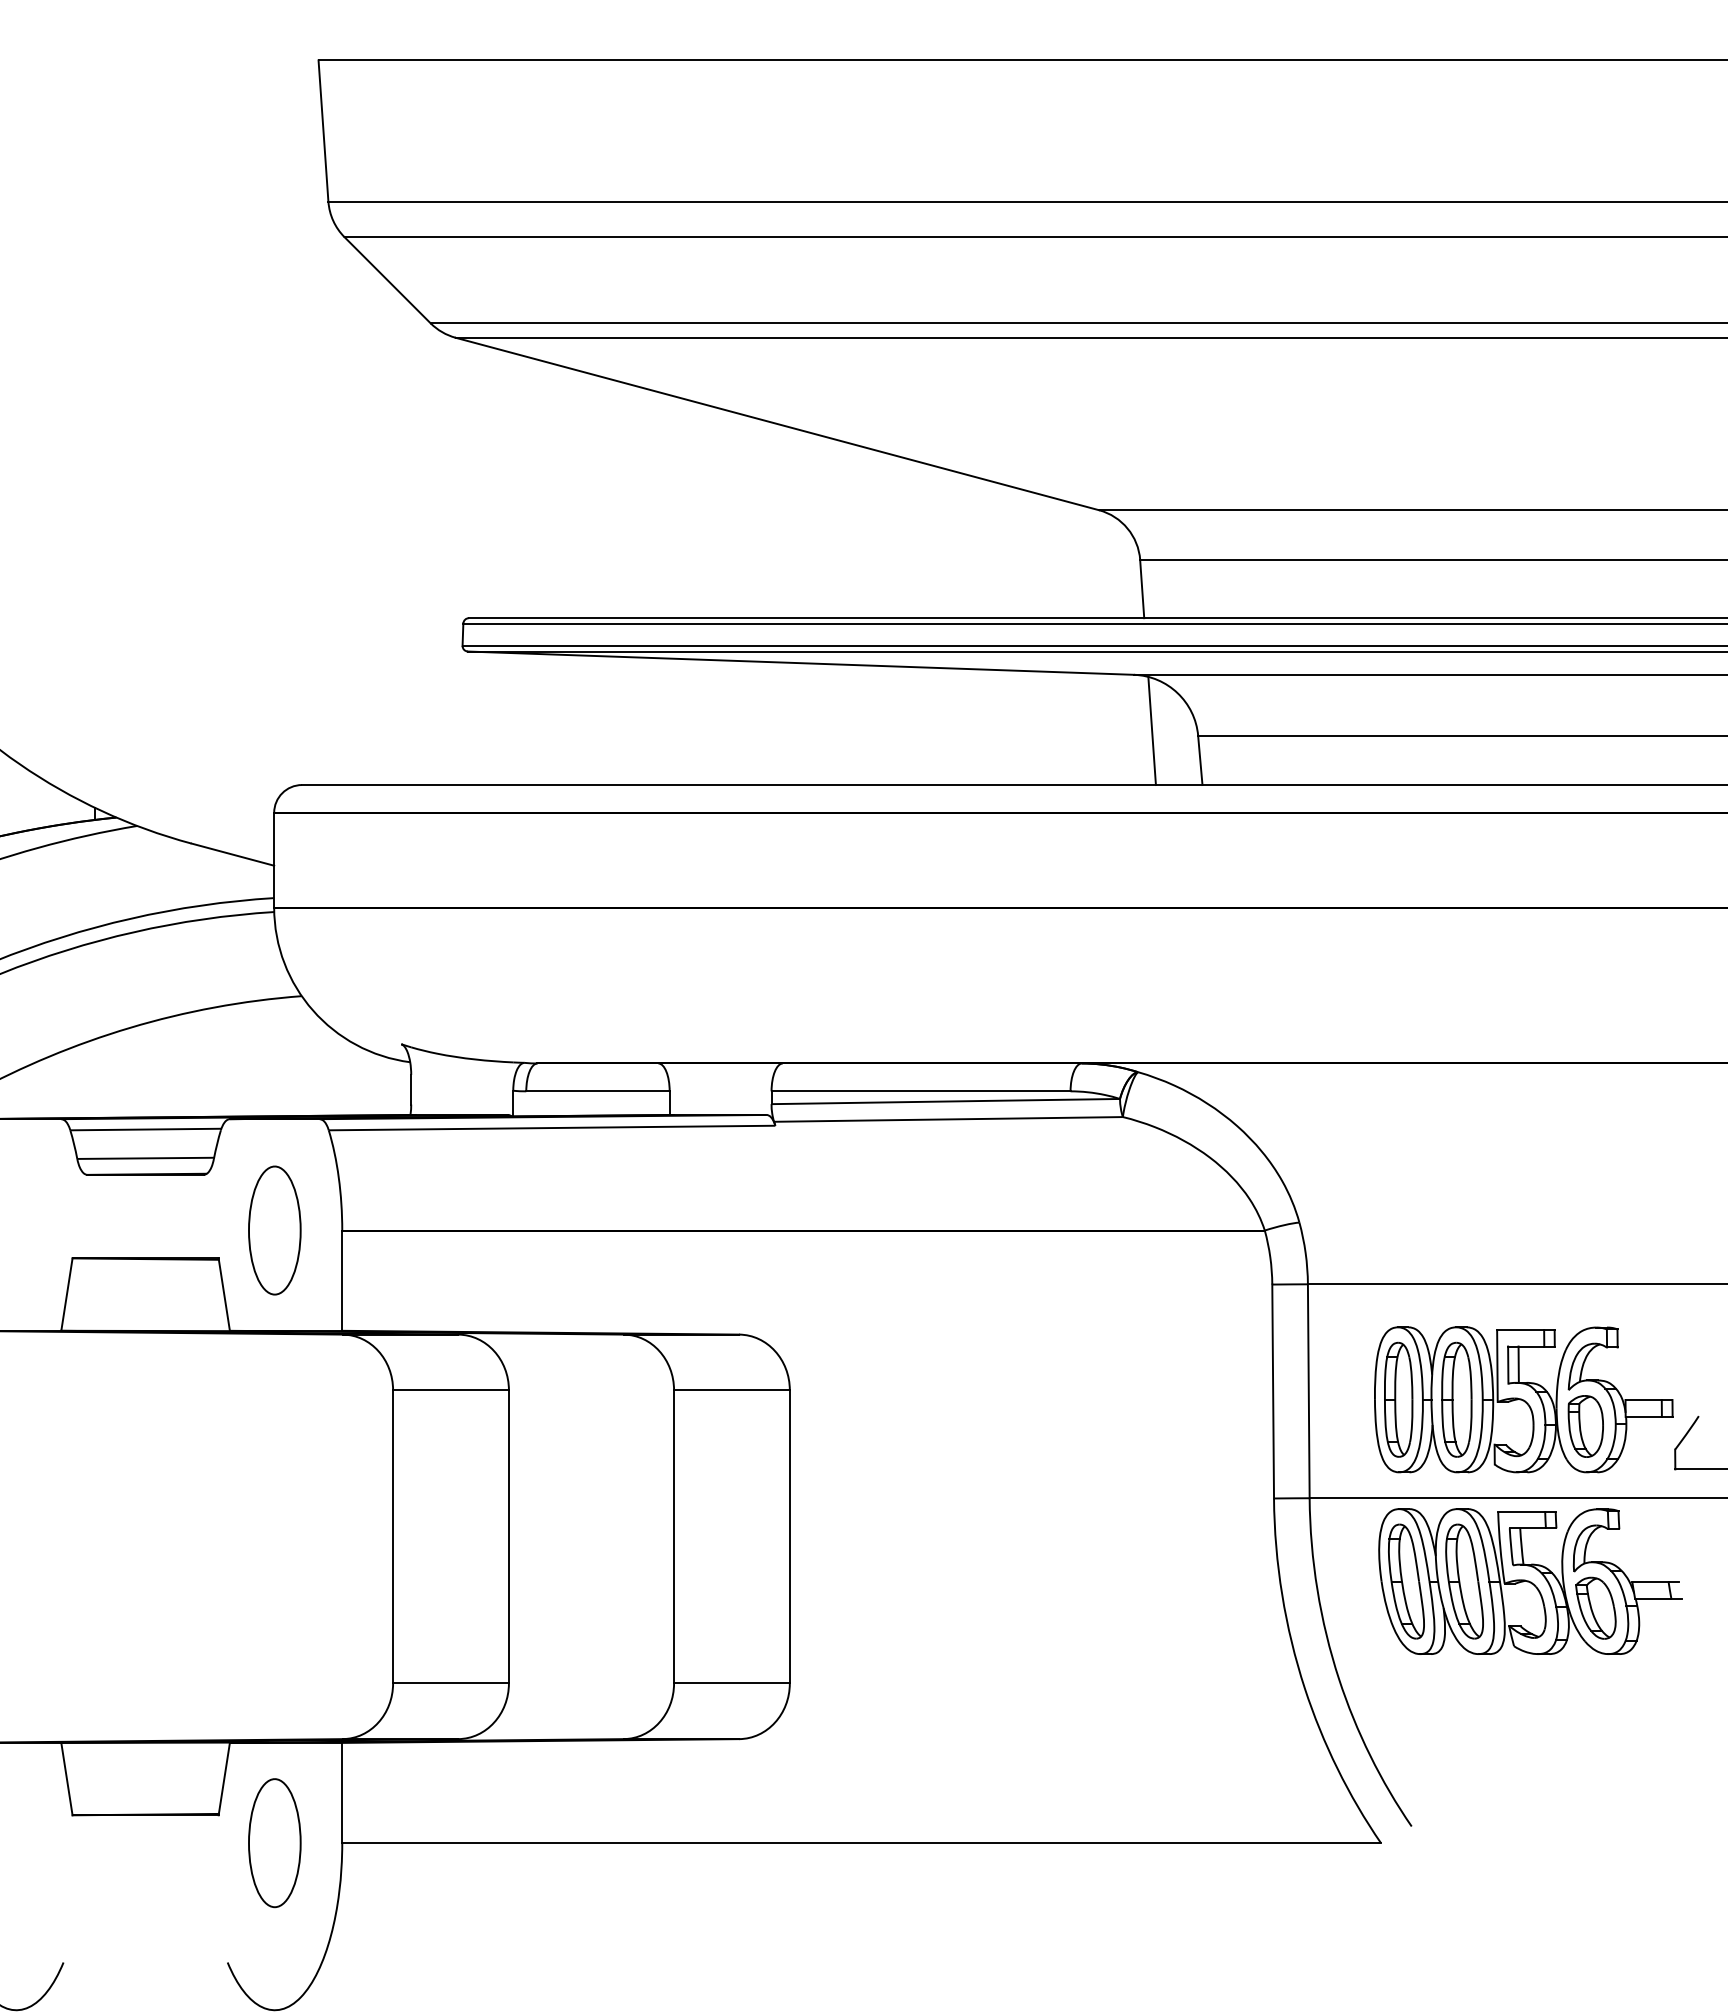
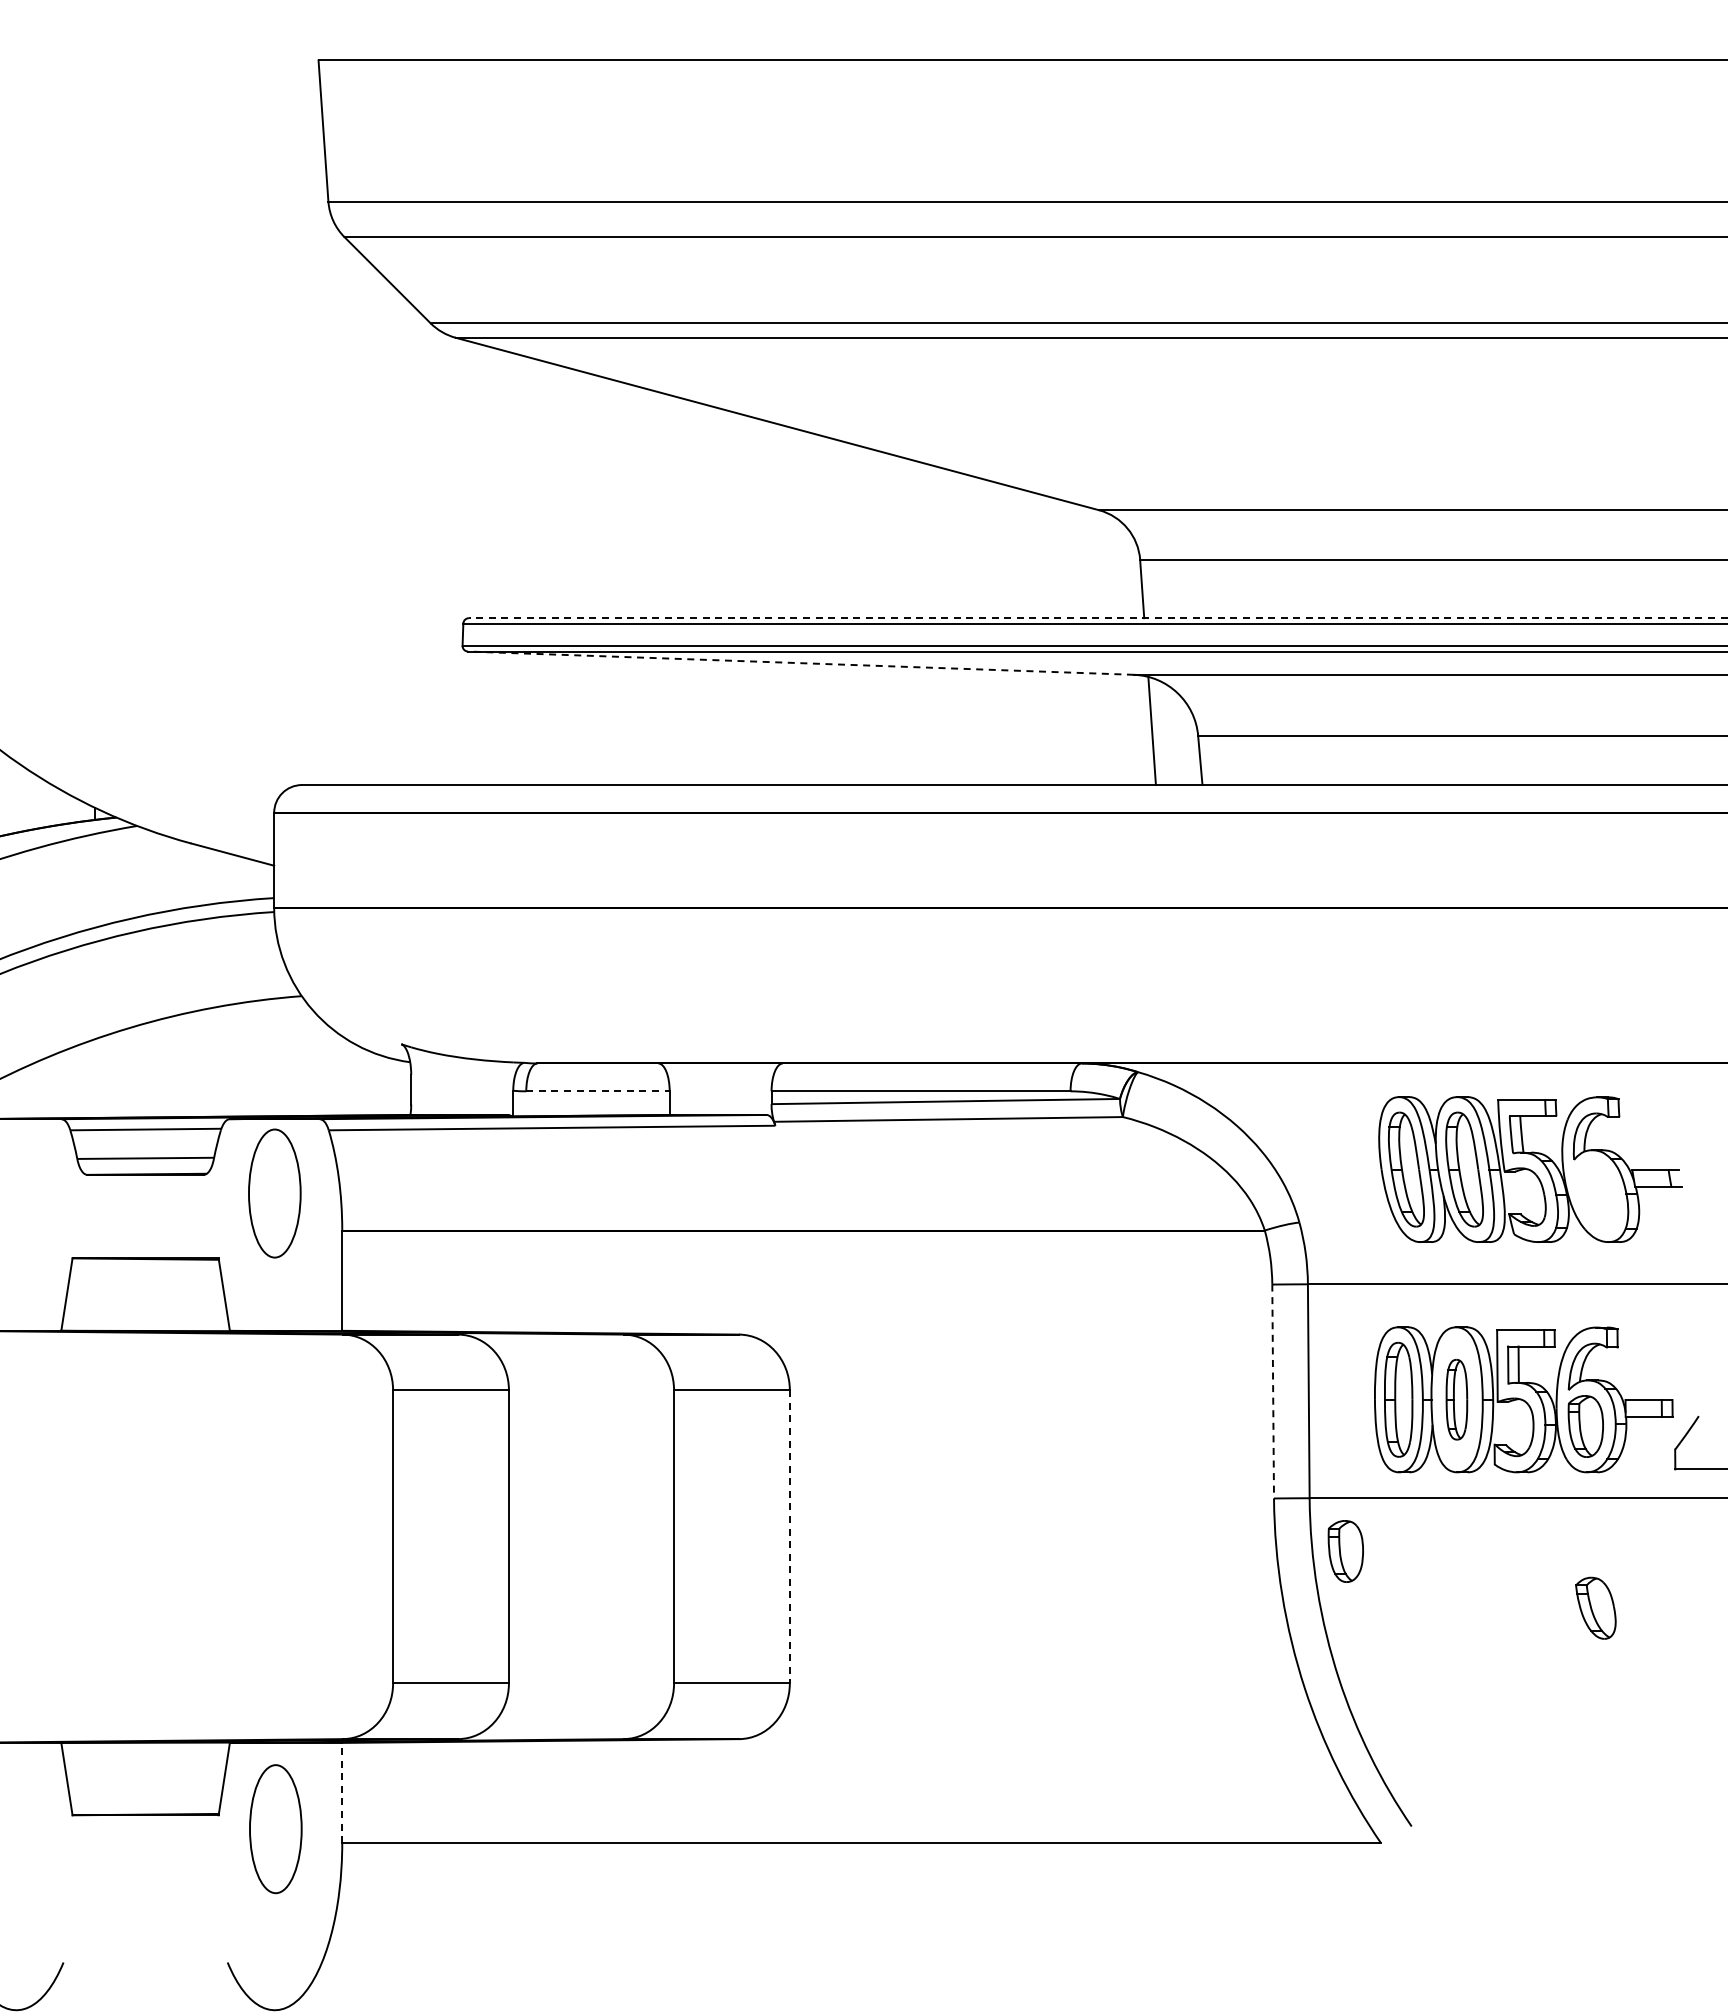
line: solid -> dashed (1097, 618)
line: solid -> dashed (800, 663)
line: solid -> dashed (597, 1091)
part position: (274, 1230) -> (274, 1193) (274, 1193)
line: solid -> dashed (1273, 1391)
part size: 32x117 px -> 24x83 px (1456, 1399)
line: solid -> dashed (789, 1536)
part: none -> present (1345, 1551)
part position: (1530, 1581) -> (1530, 1169) (1530, 1169)
line: solid -> dashed (342, 1792)
part position: (274, 1843) -> (275, 1829) (275, 1829)
